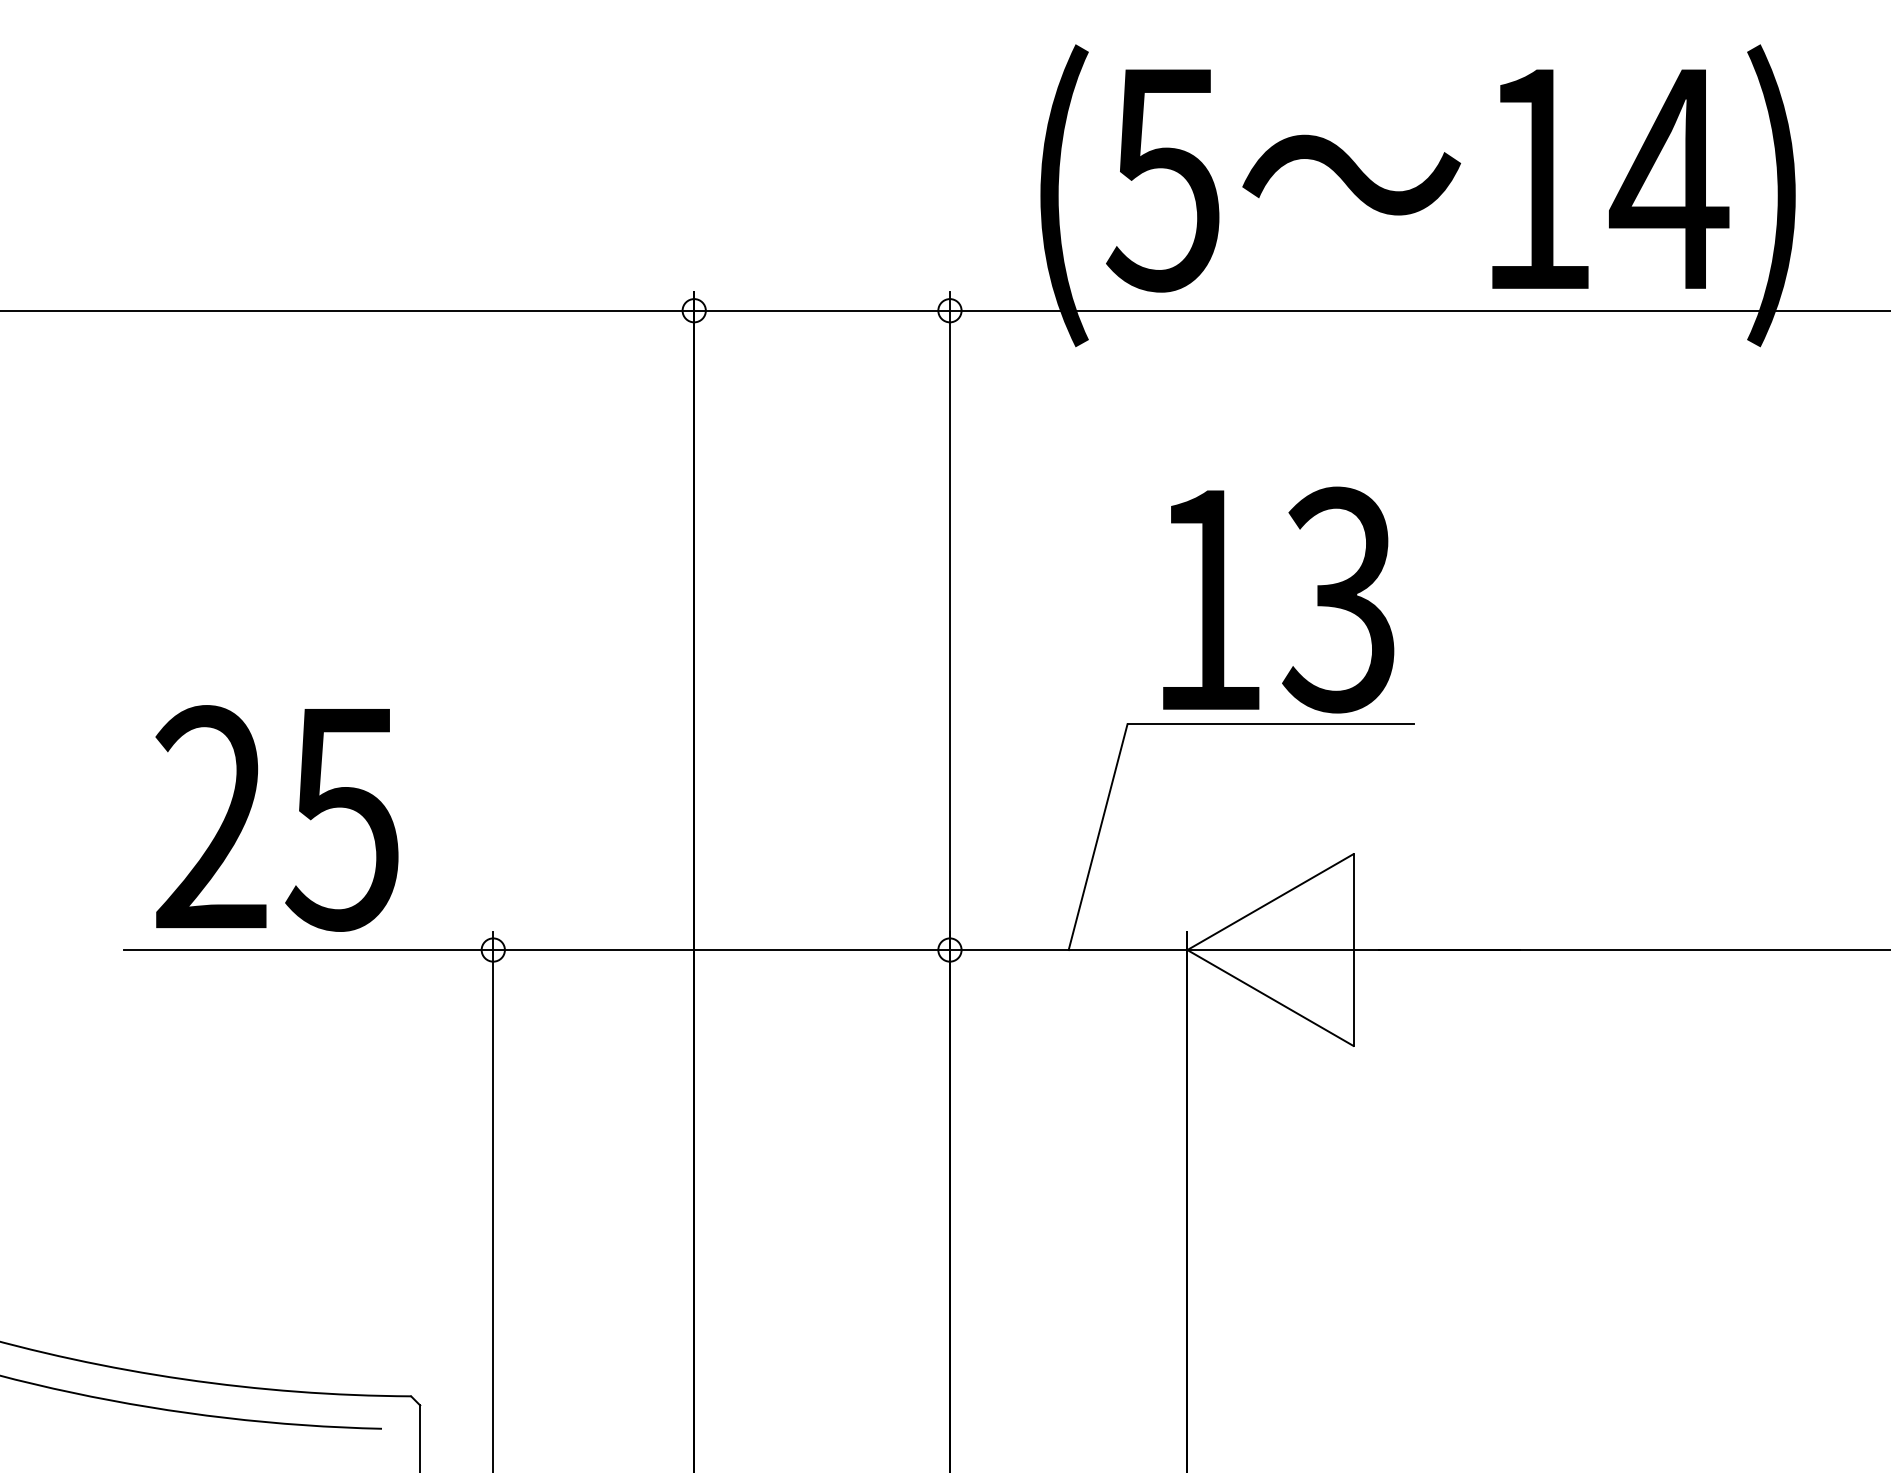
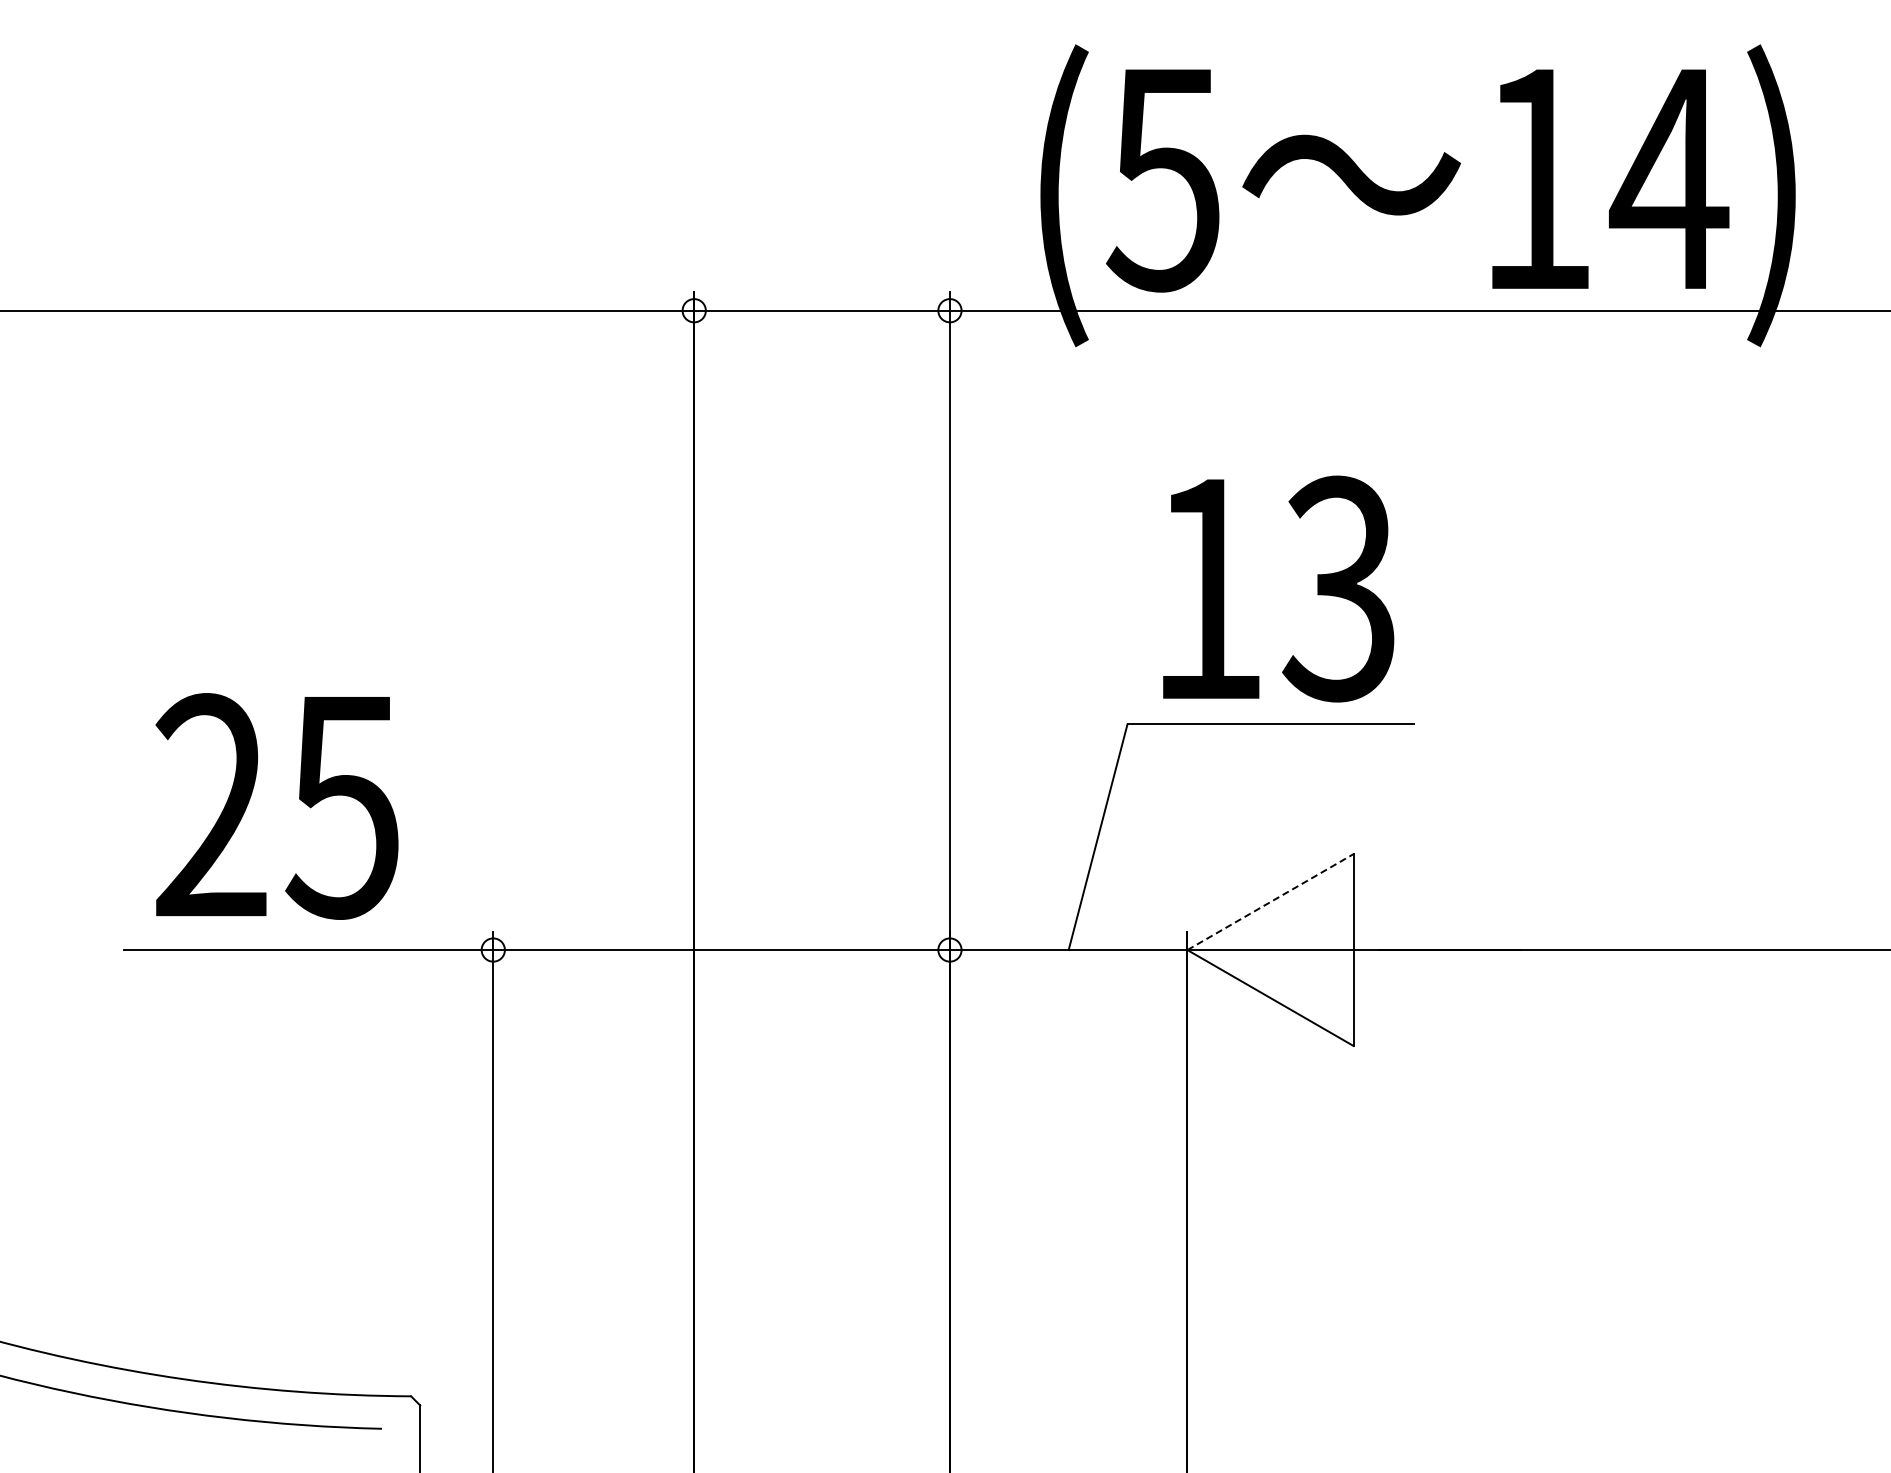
text position: (1278, 599) -> (1278, 588) (1278, 588)
text position: (276, 818) -> (276, 806) (276, 806)
line: solid -> dashed (1270, 902)
